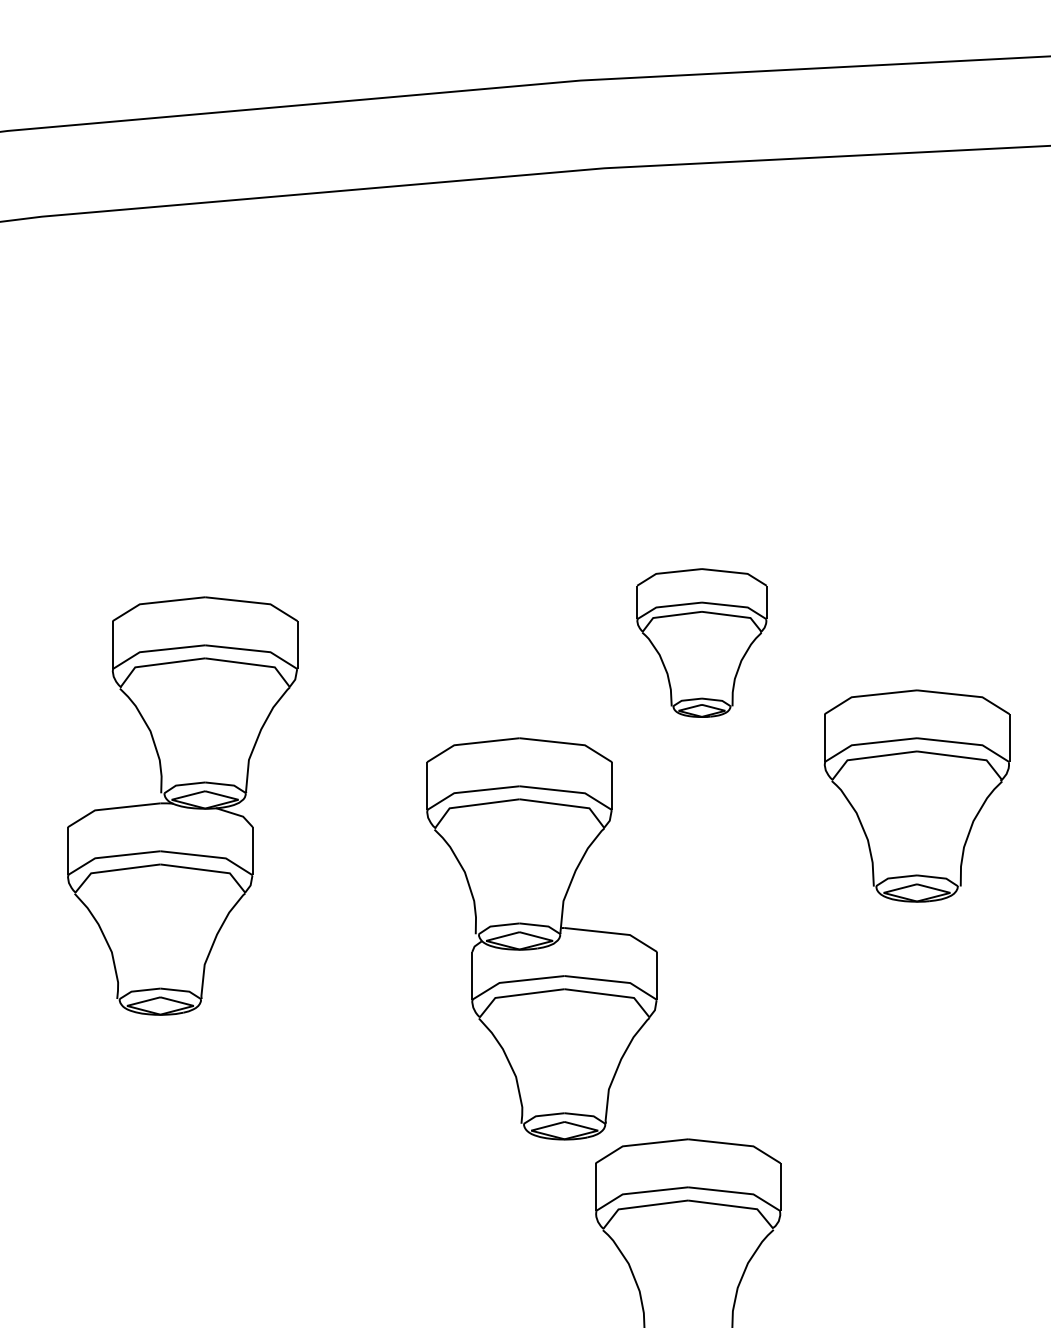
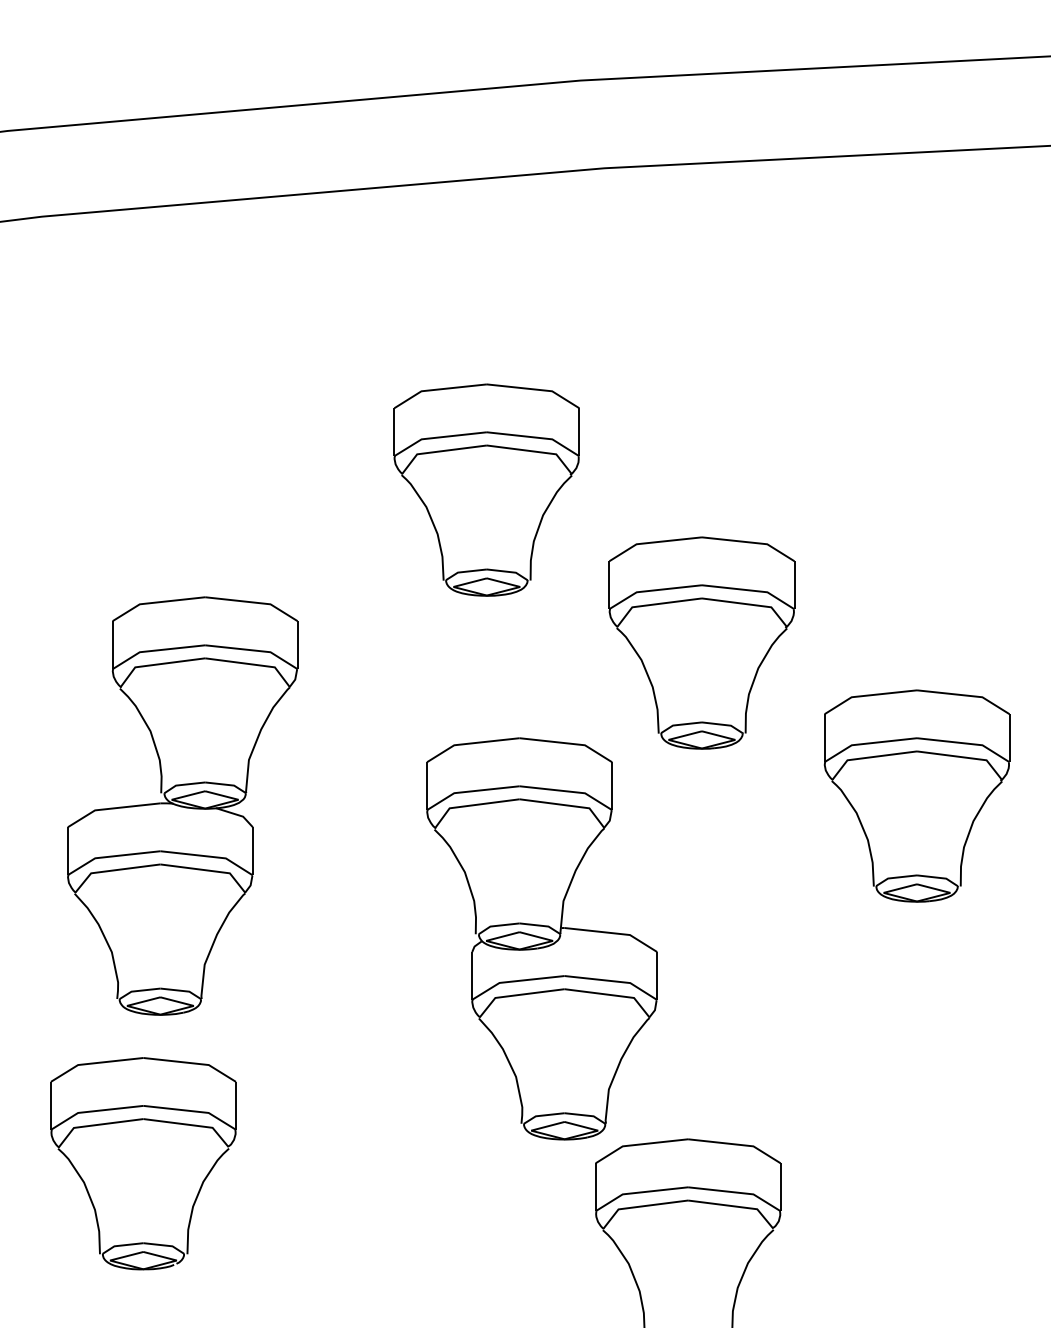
part: none -> present (486, 489)
part size: 132x150 px -> 188x214 px (701, 642)
part: none -> present (134, 1121)
